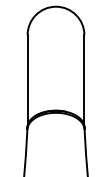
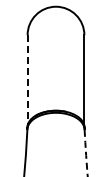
line: solid -> dashed (27, 80)
arc: solid -> dashed (86, 154)
